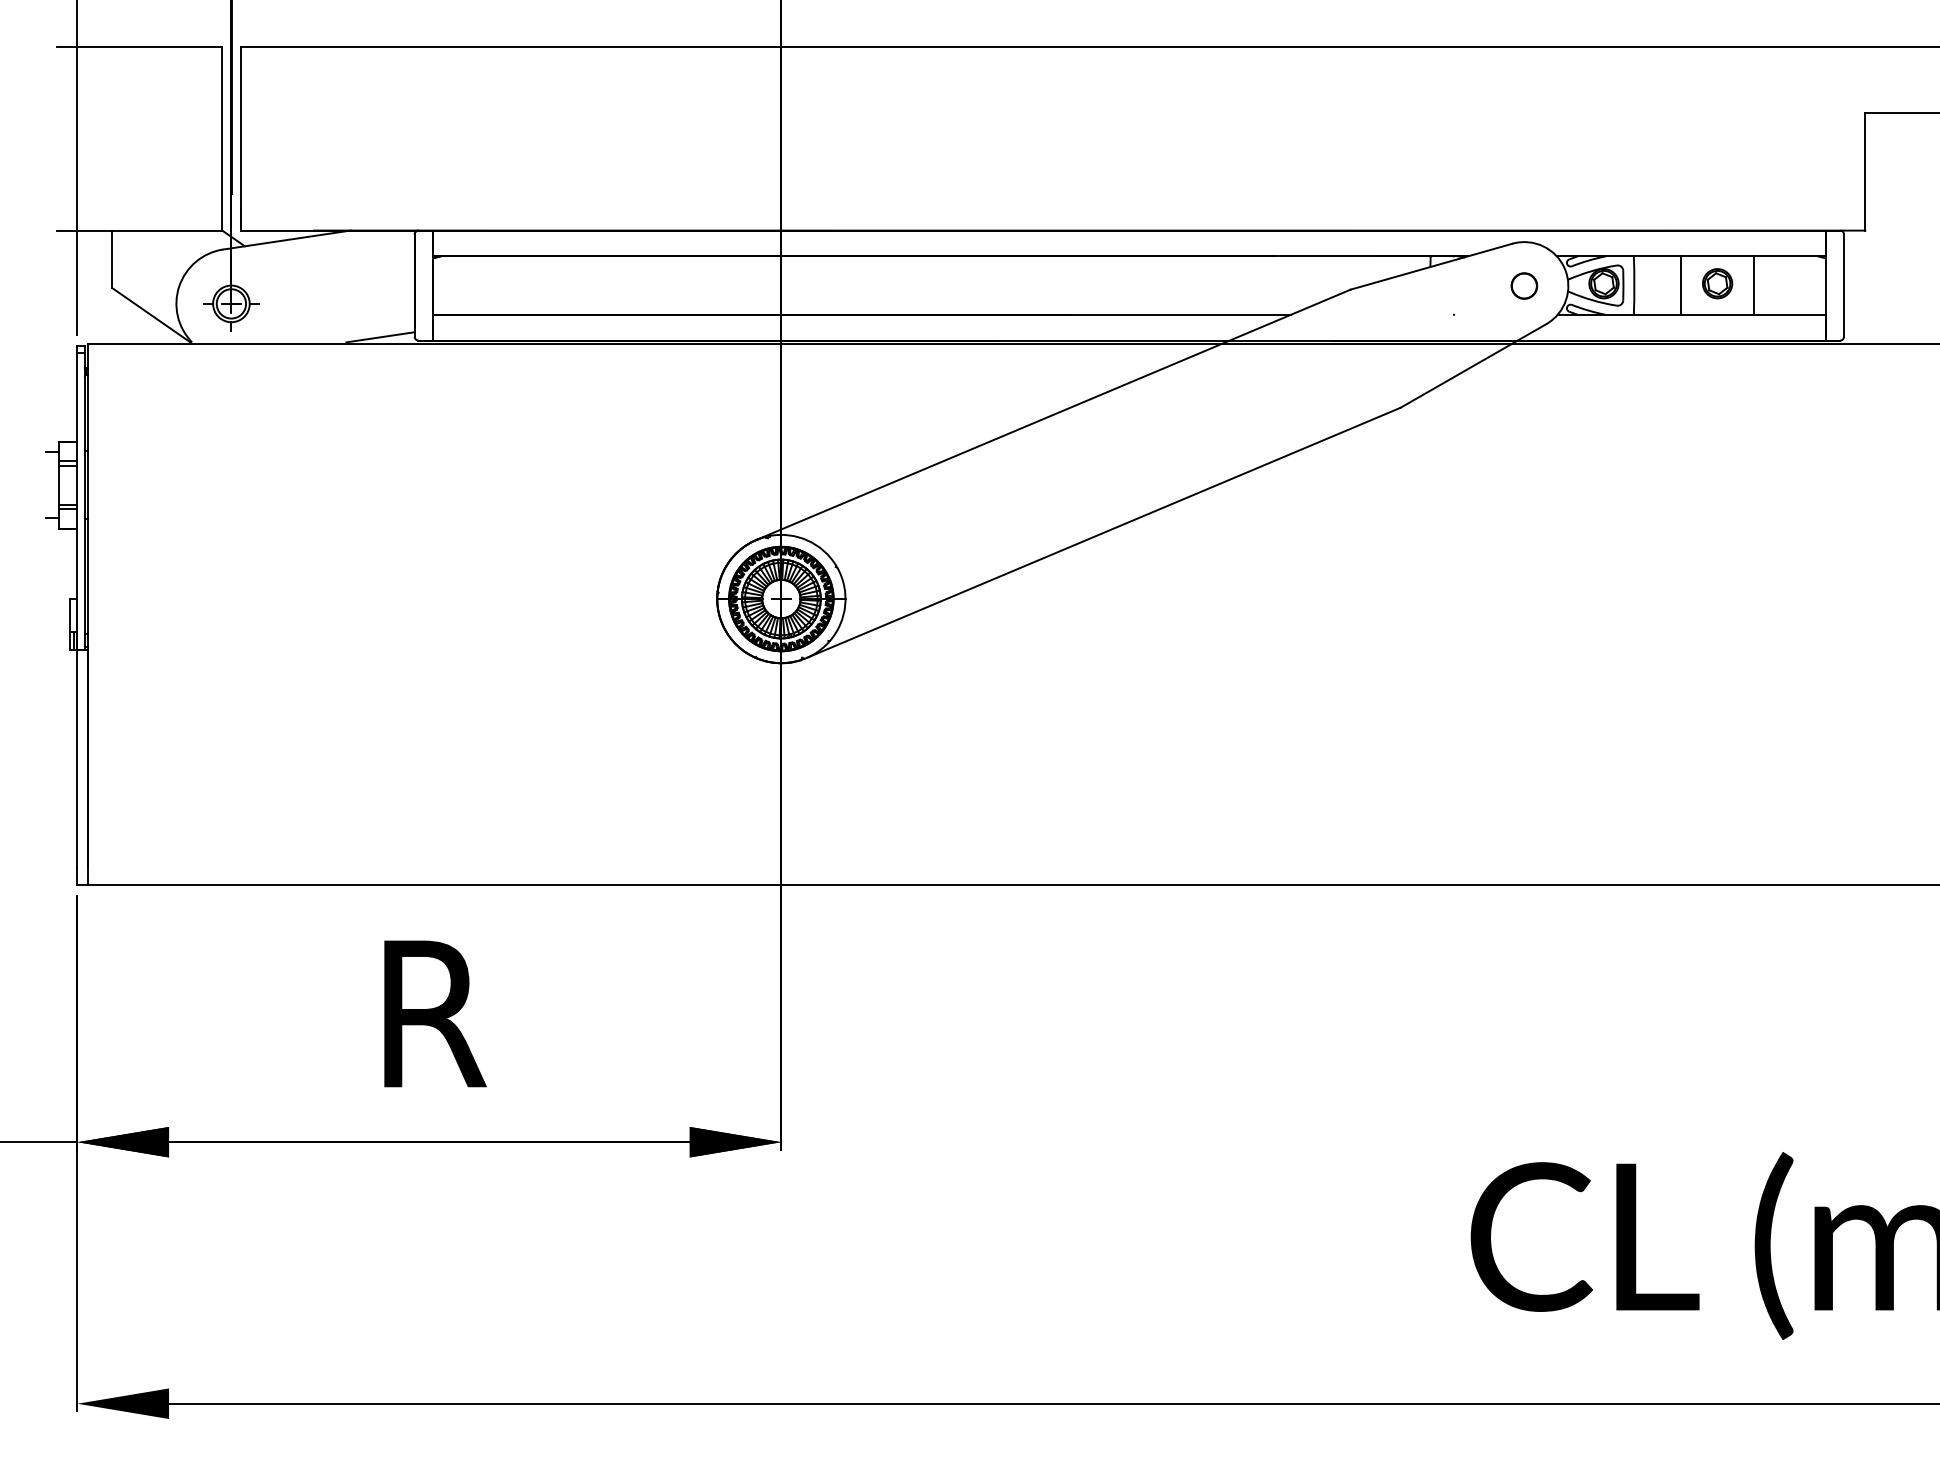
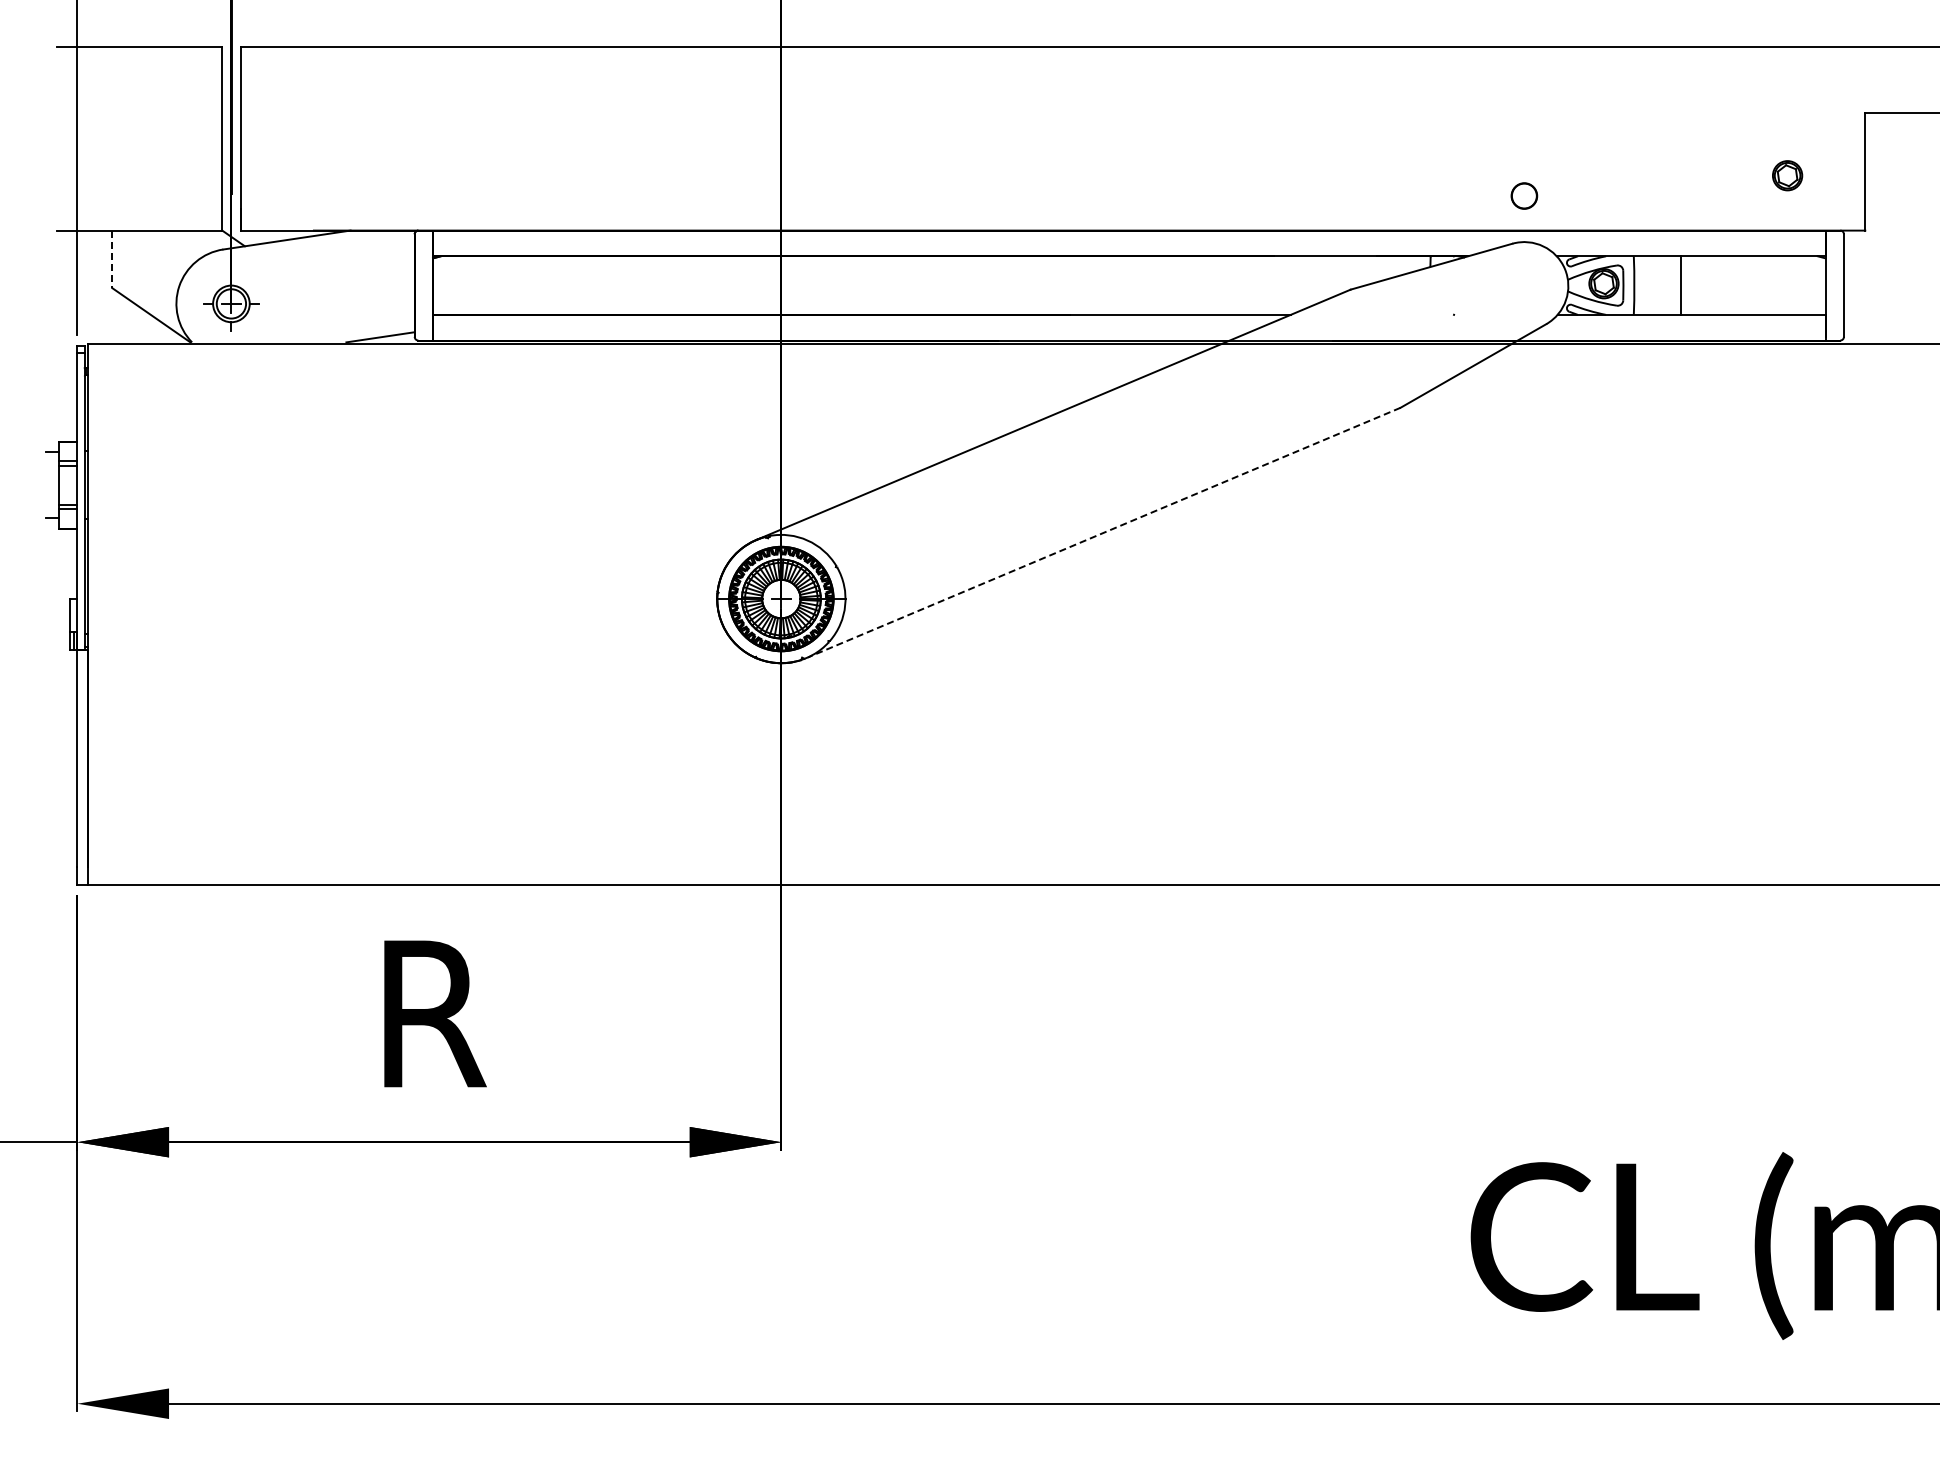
line: solid -> dashed (112, 259)
part position: (1717, 283) -> (1787, 175) (1787, 175)
part position: (1524, 285) -> (1524, 195) (1524, 195)
line: present -> none (1754, 285)
line: solid -> dashed (1103, 532)
